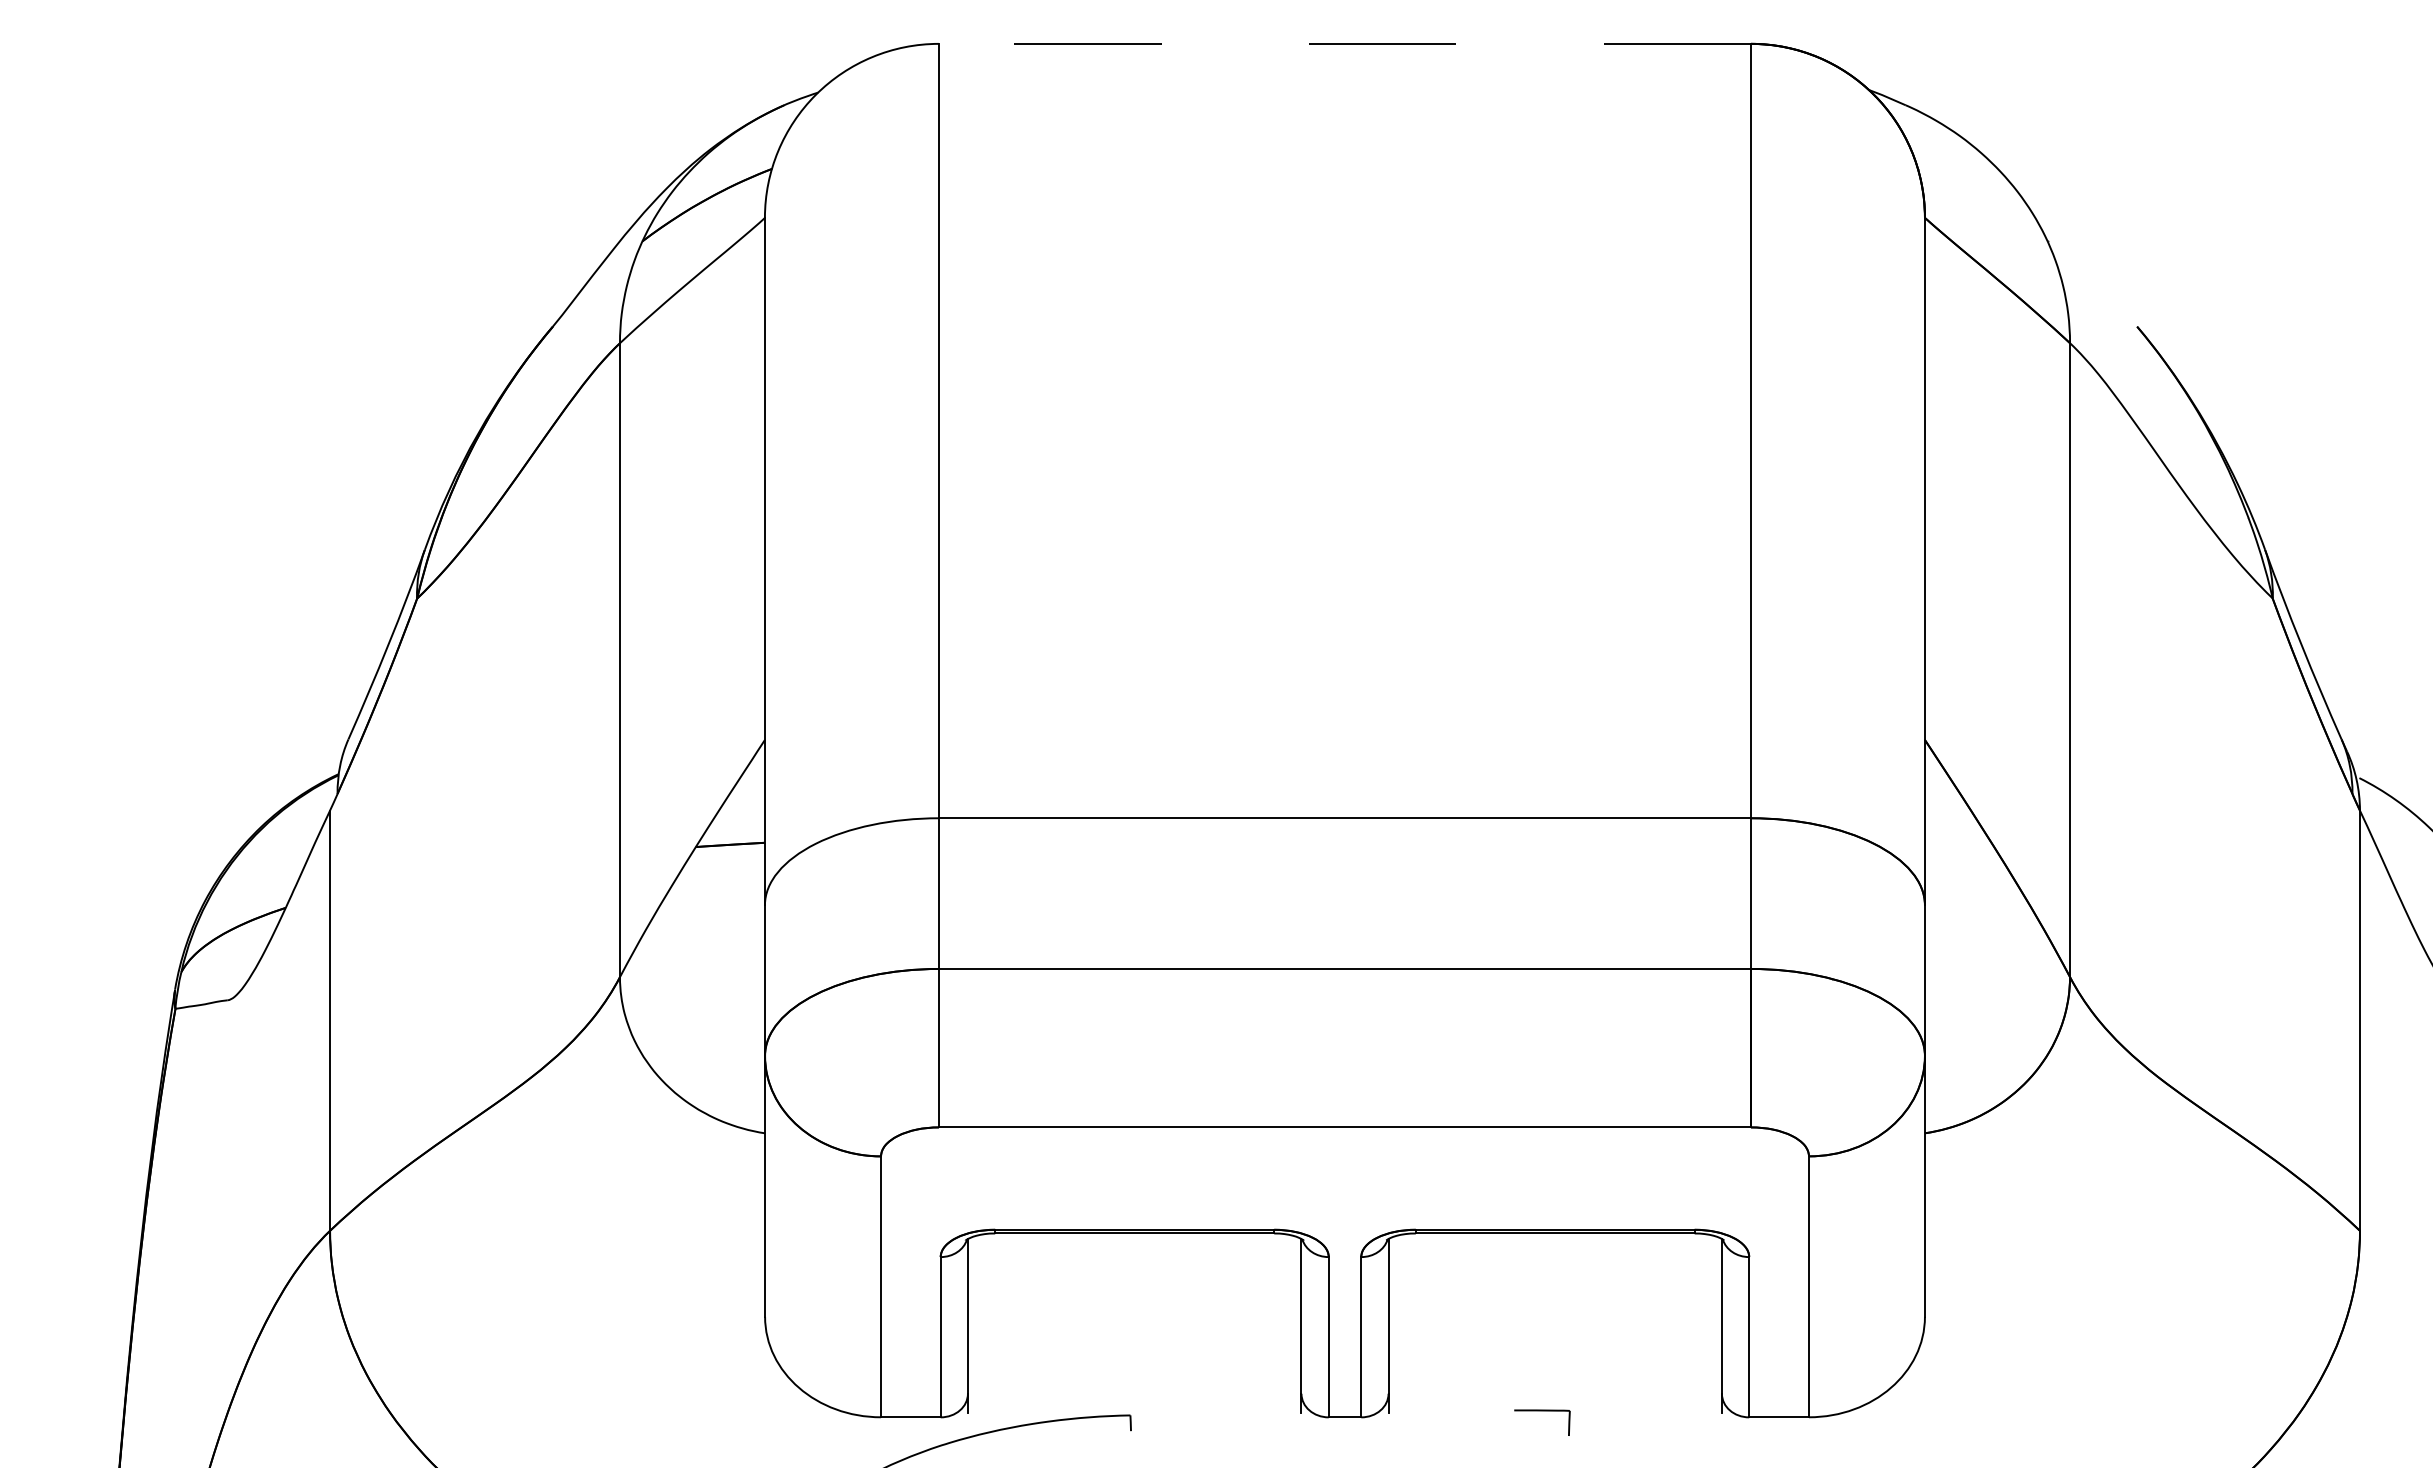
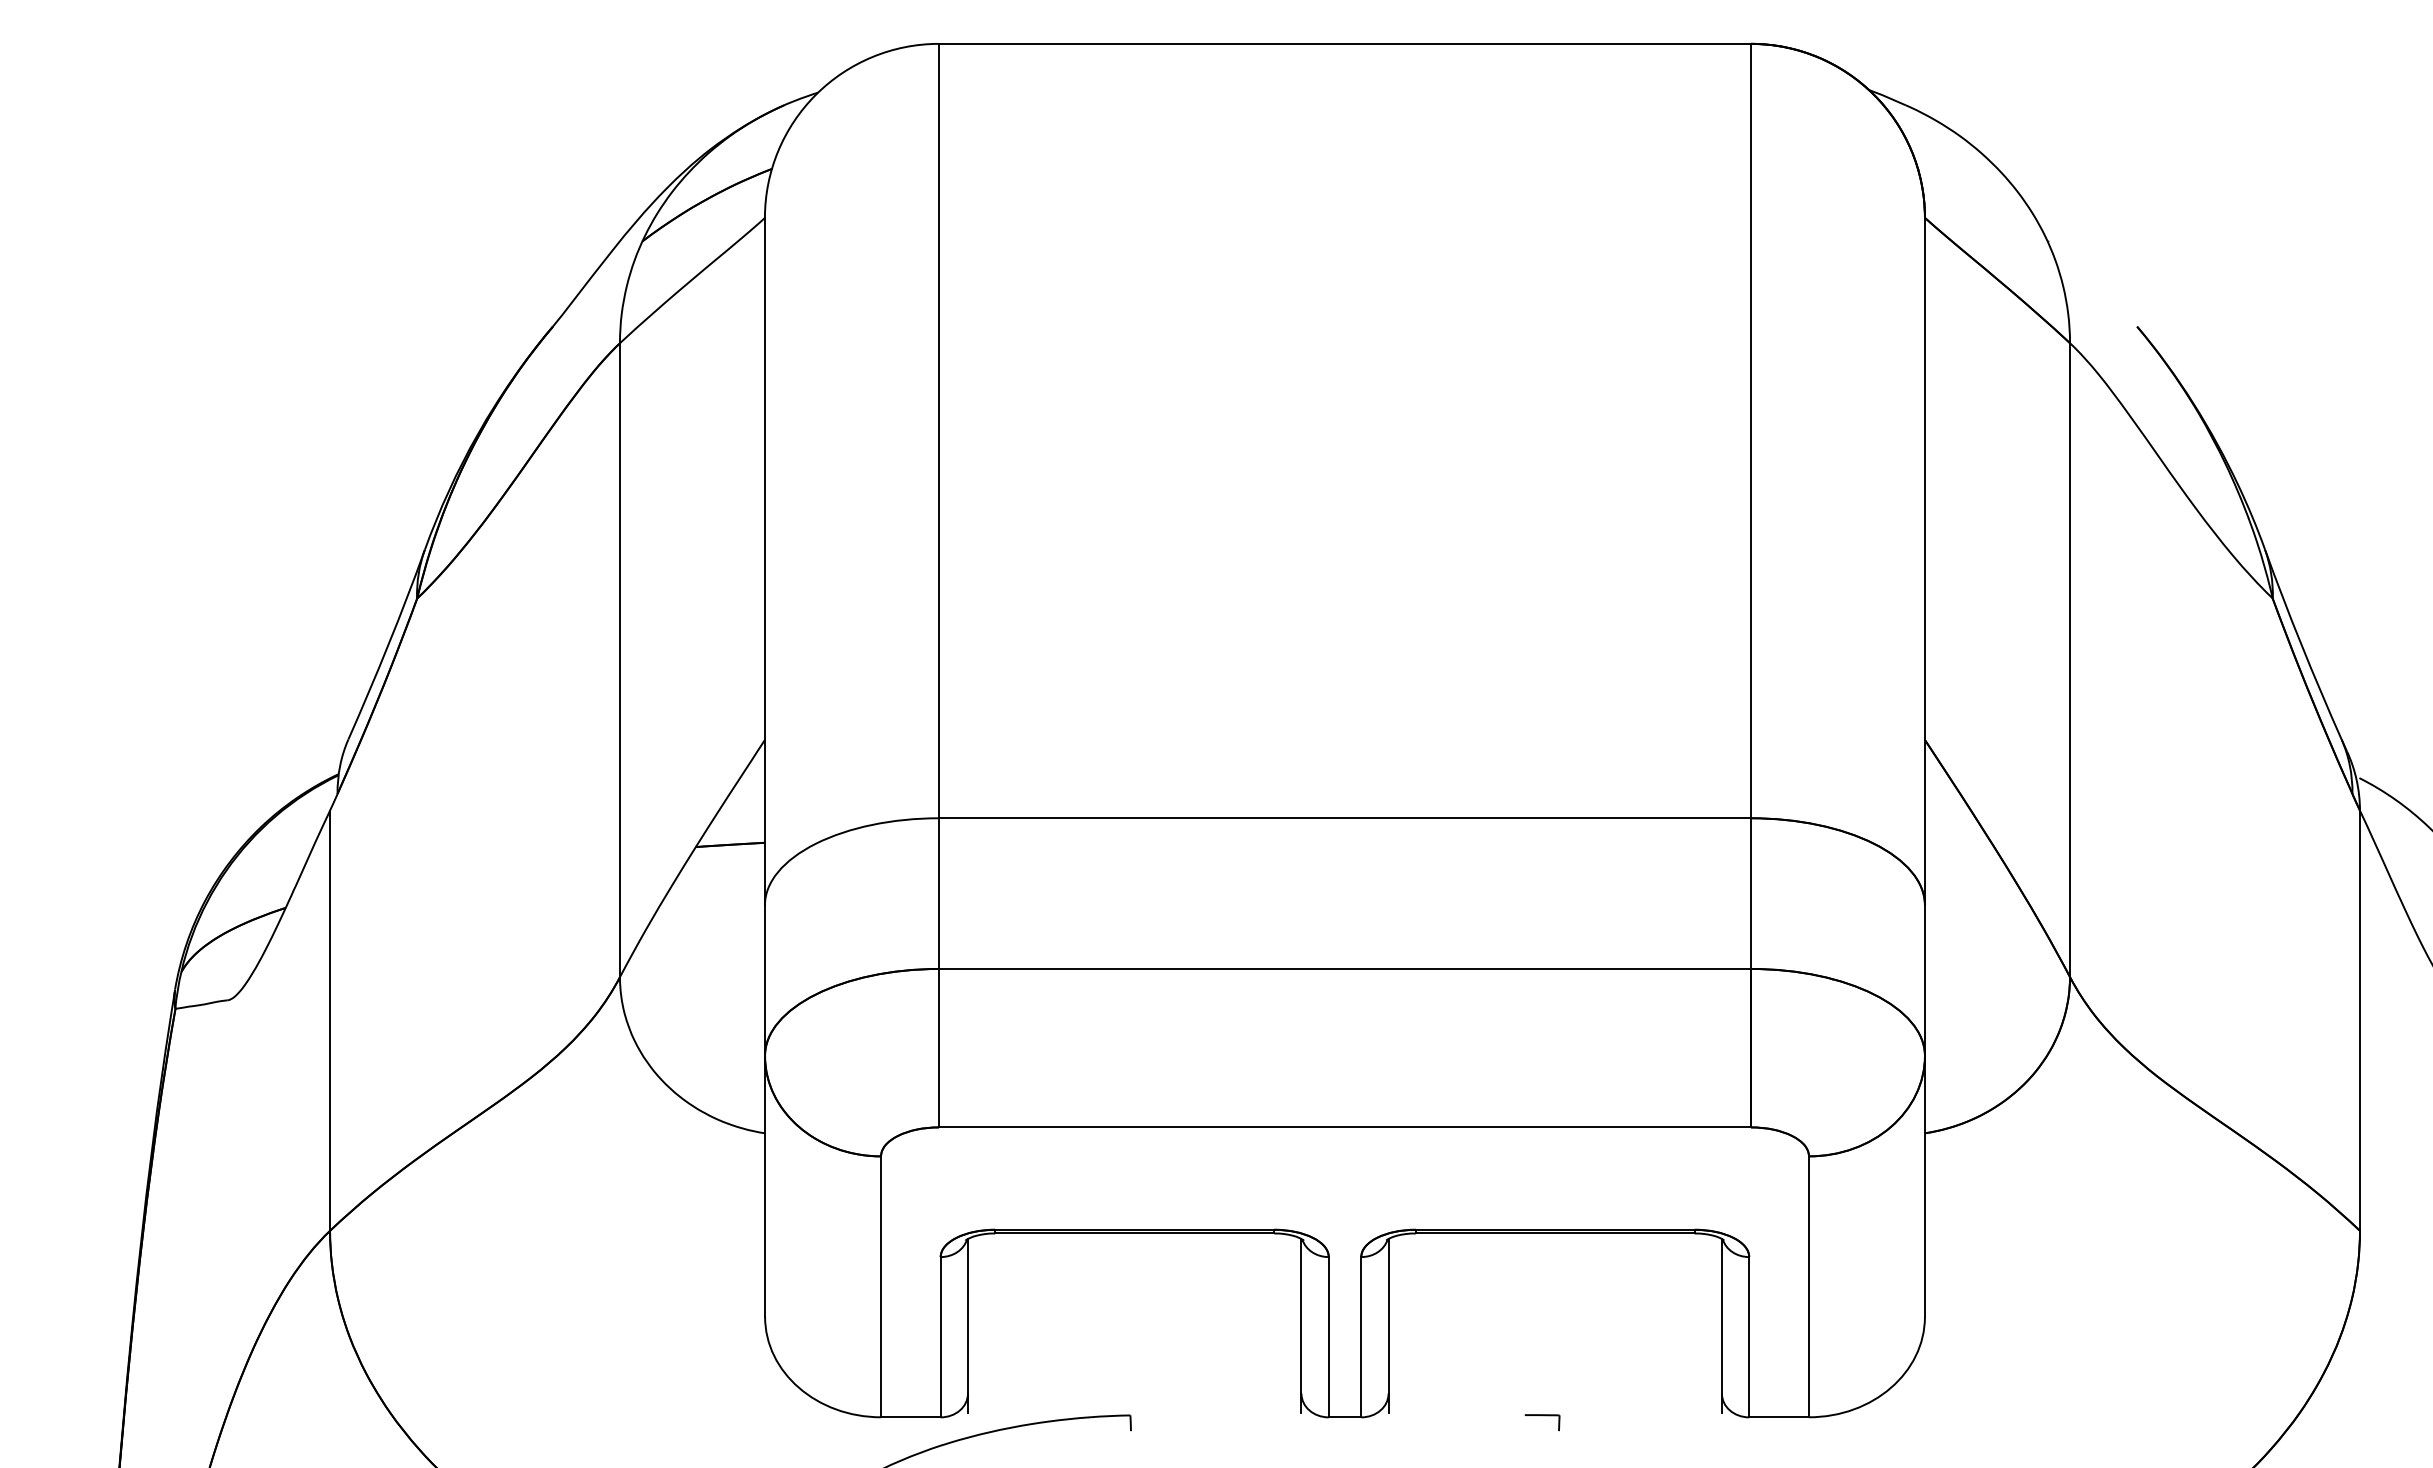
line: dashed -> solid (1344, 43)
part size: 57x27 px -> 37x18 px (1542, 1422)
